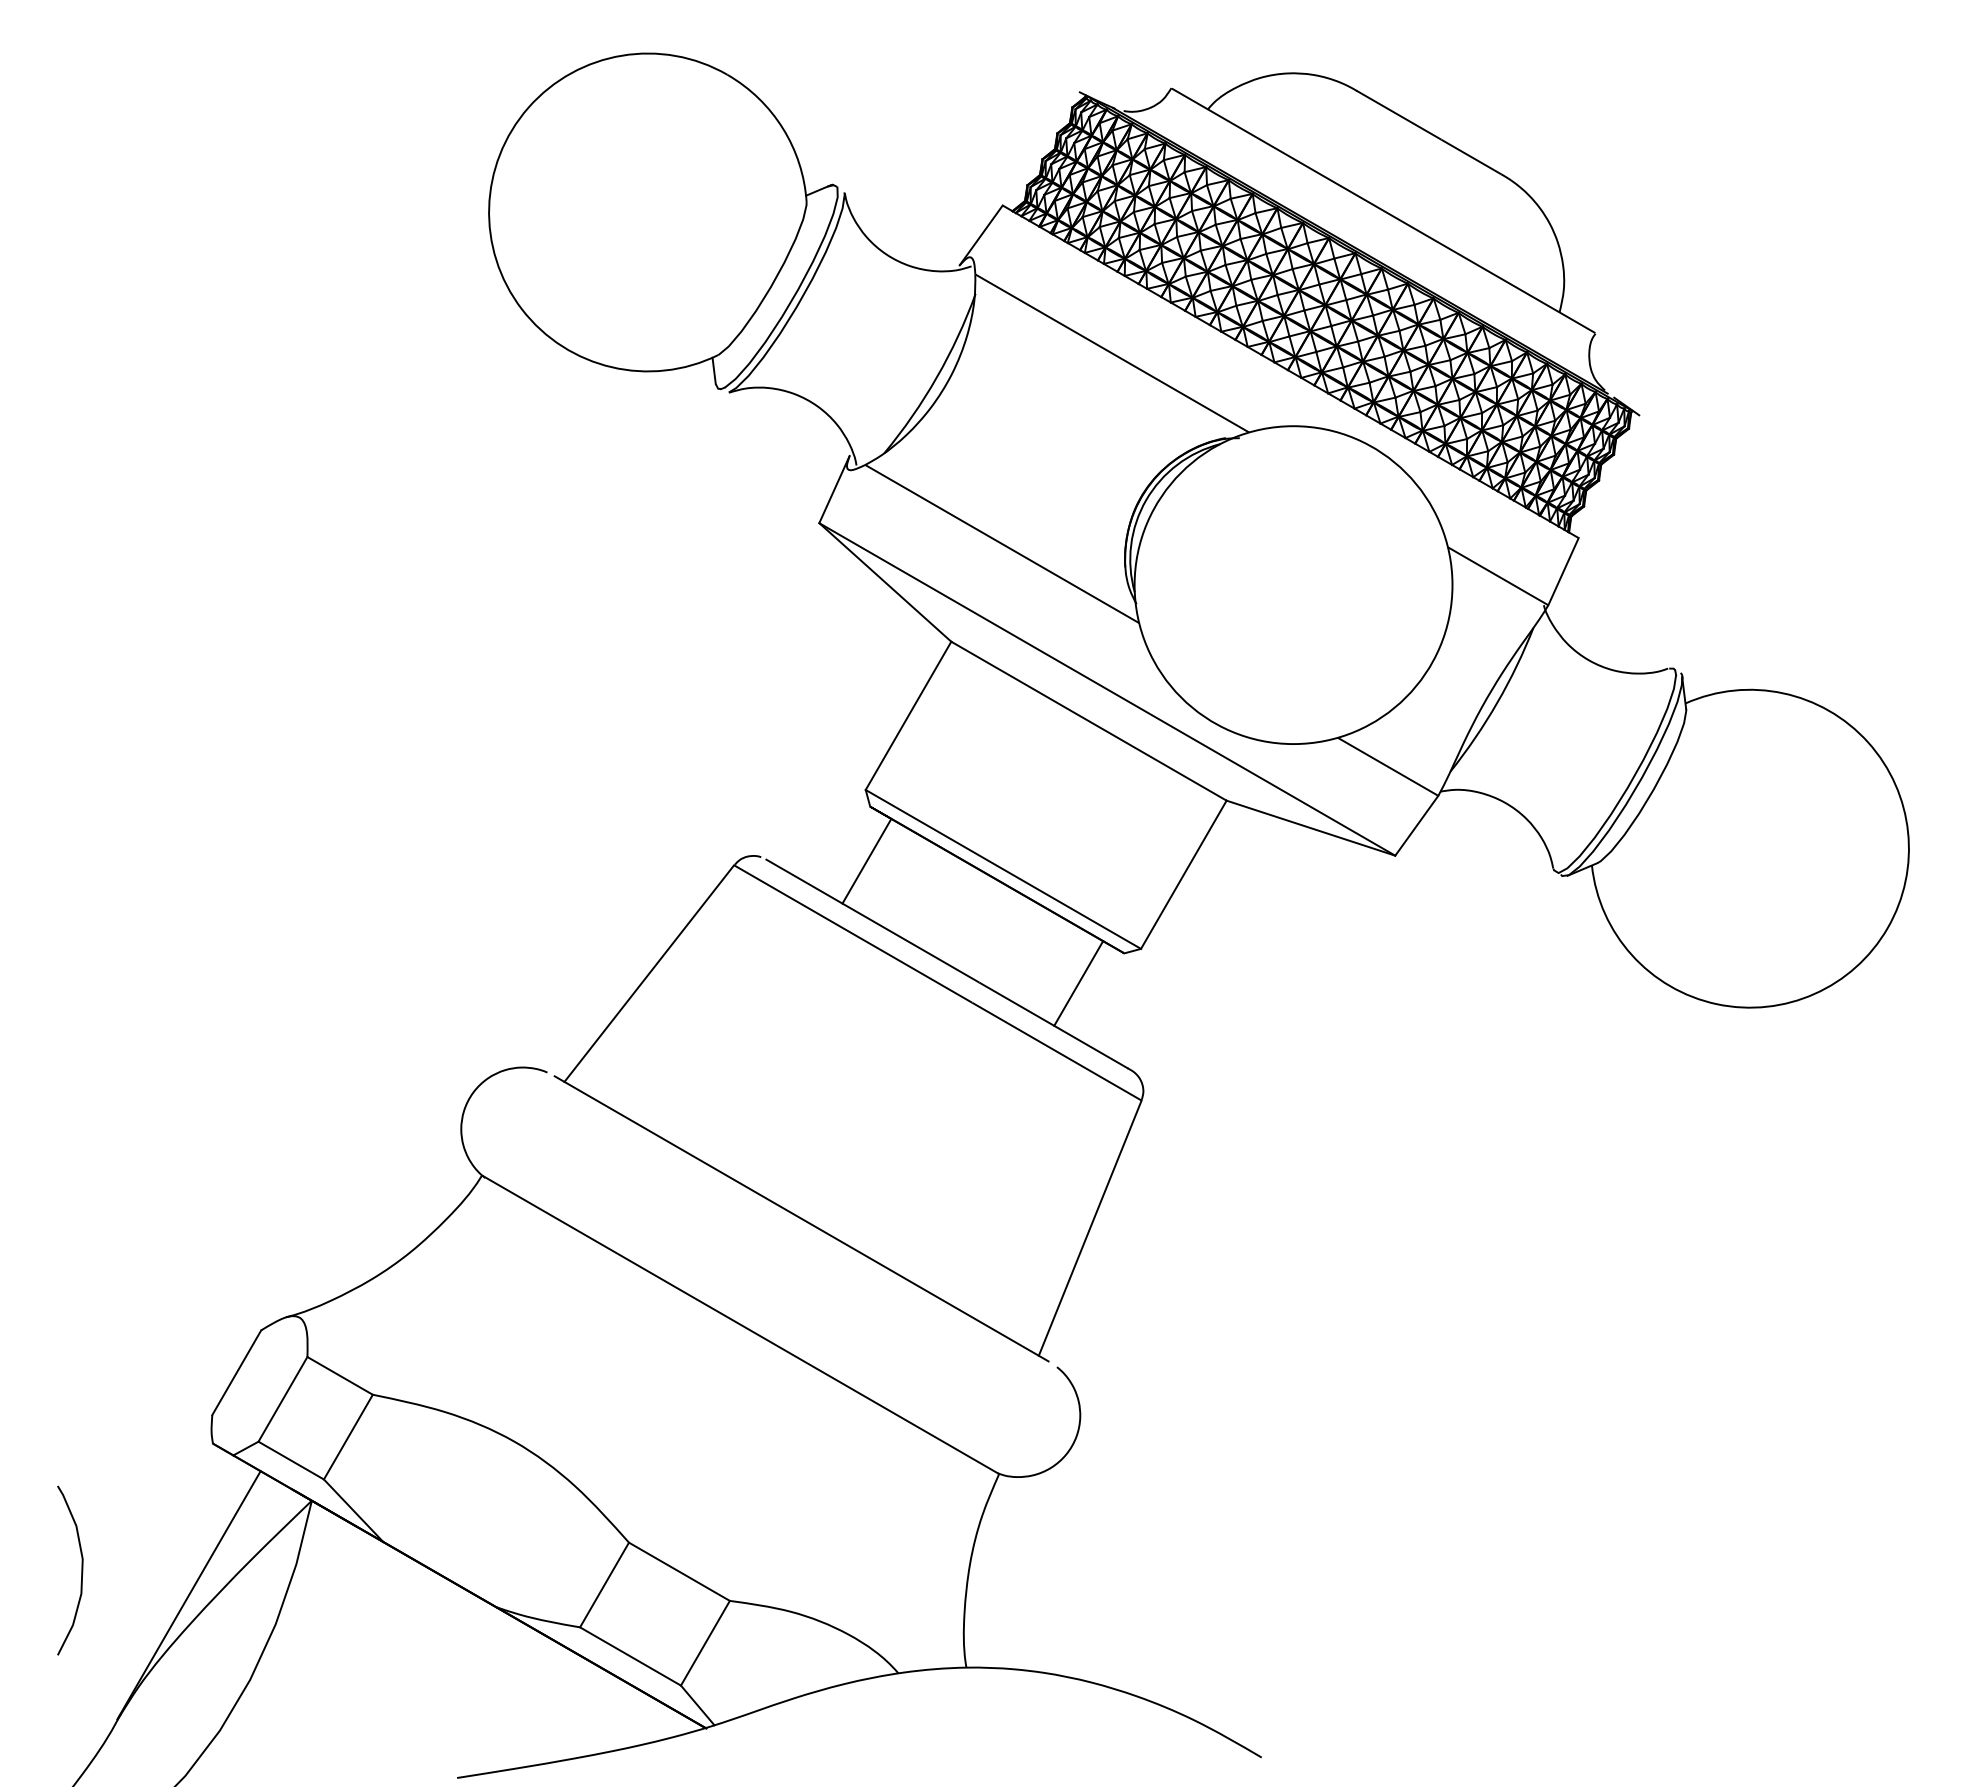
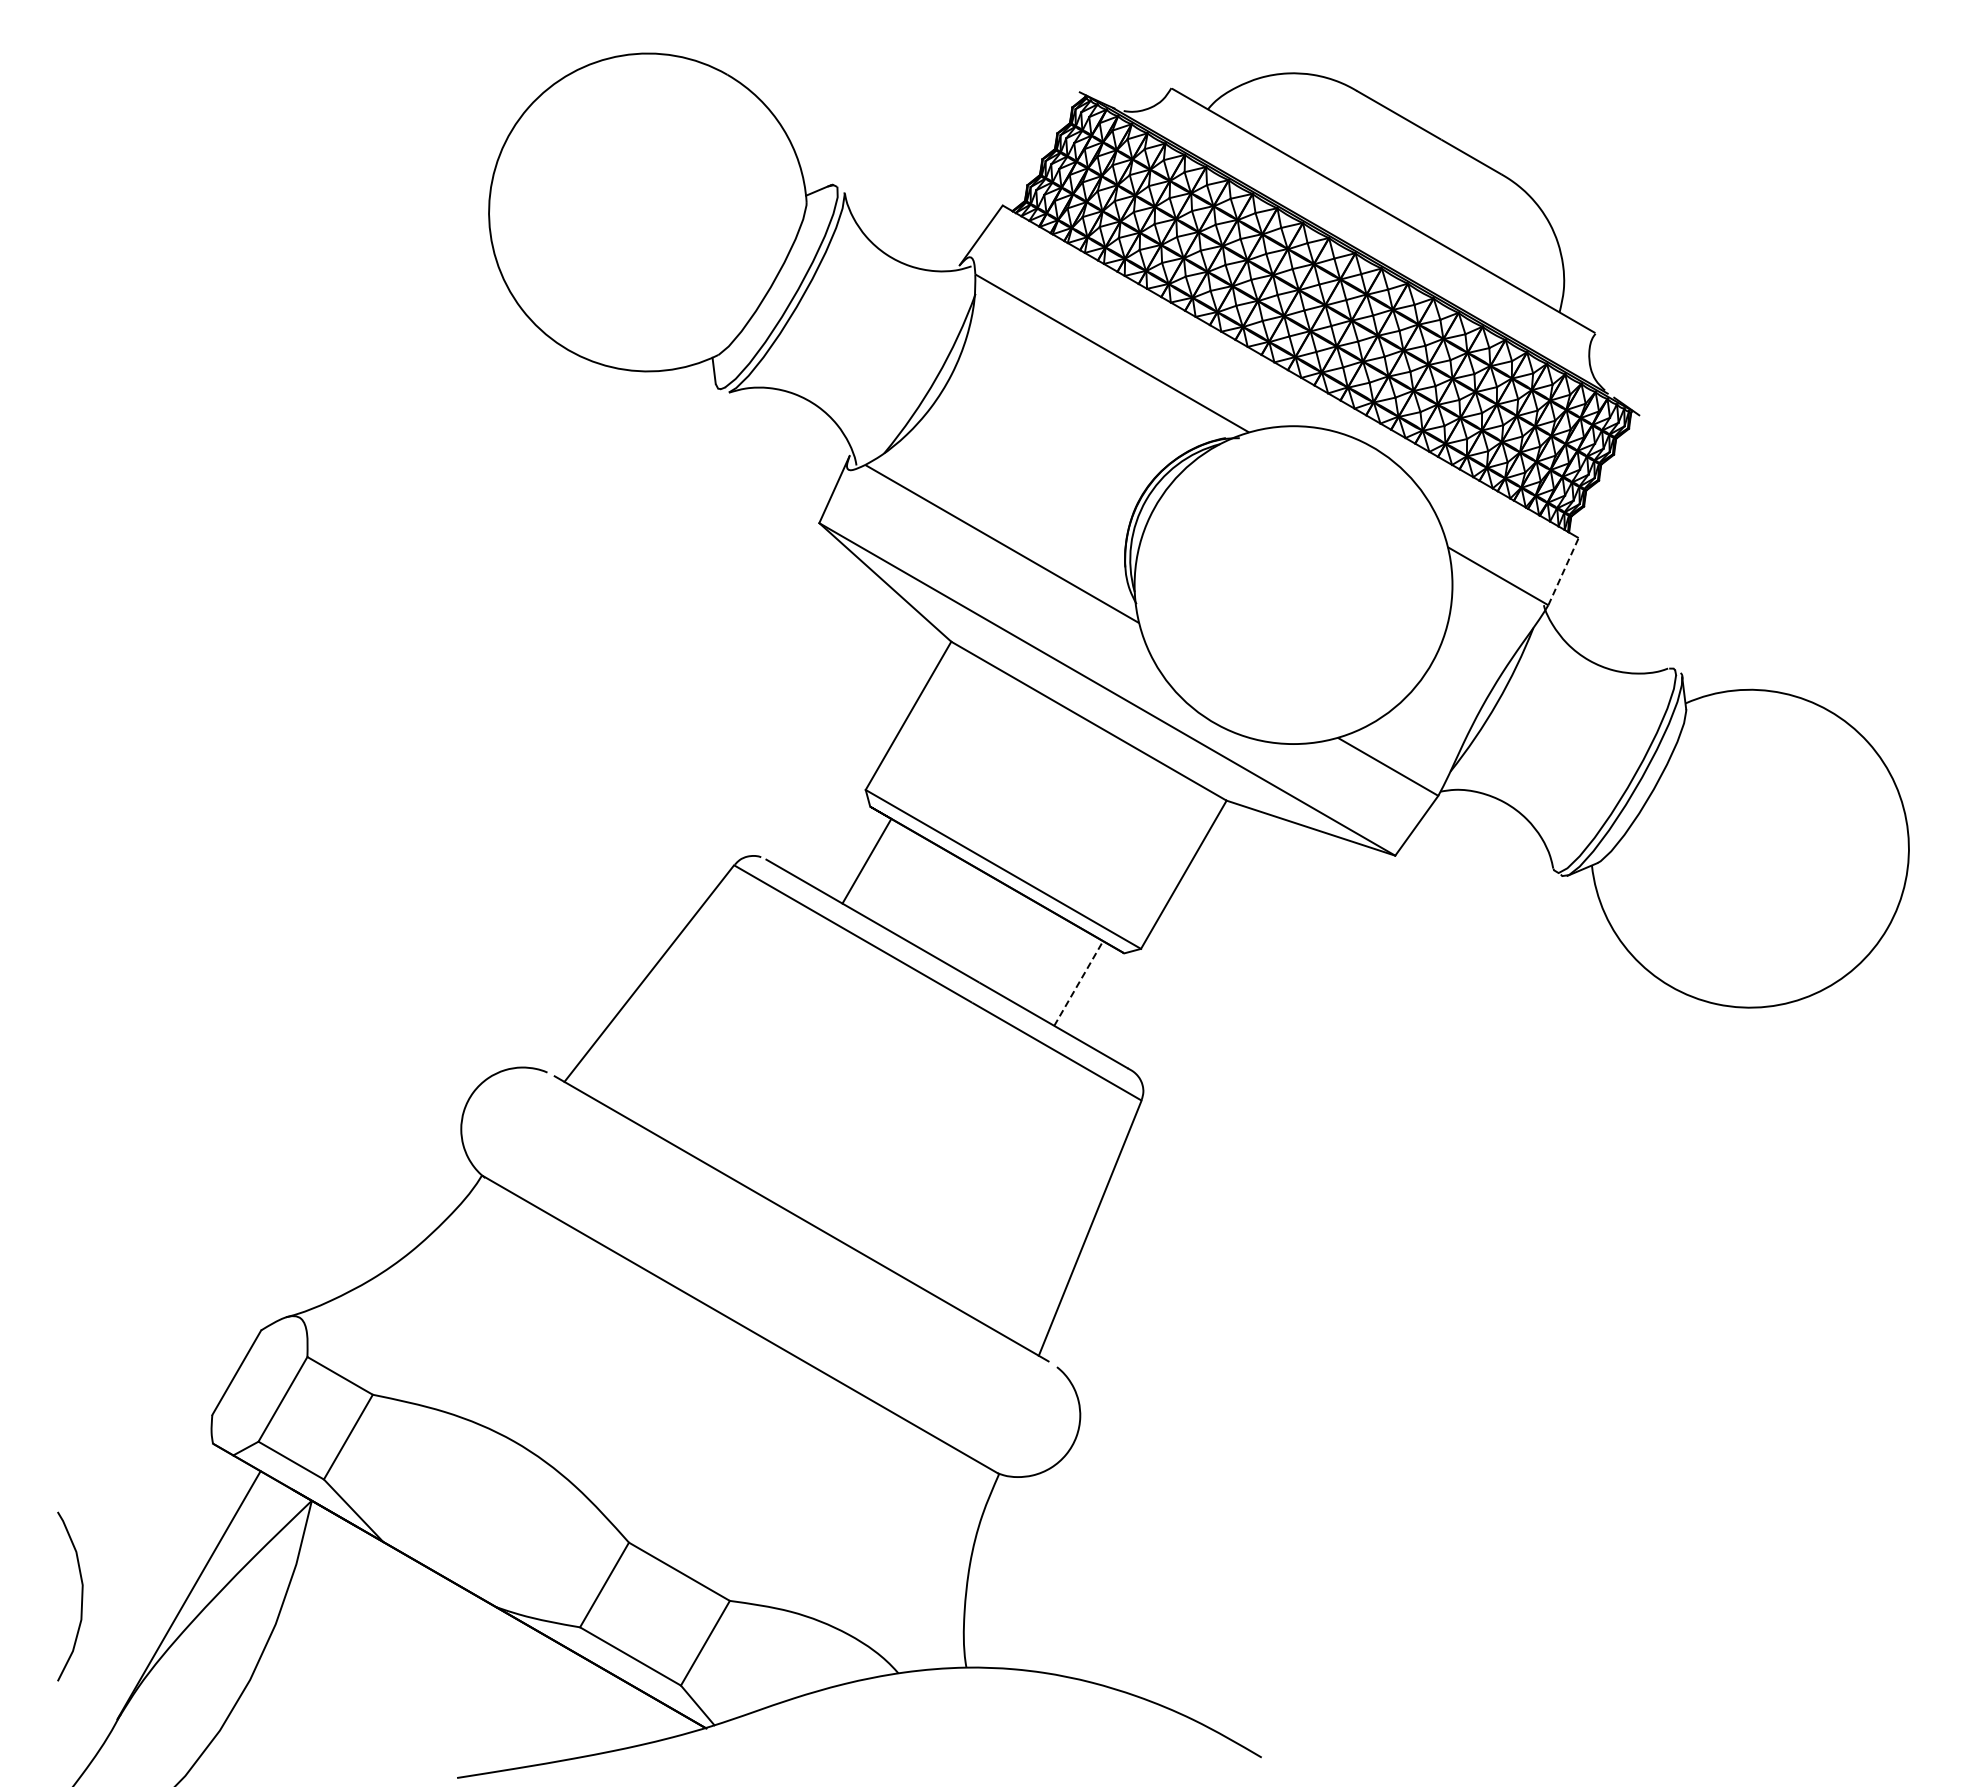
line: solid -> dashed (1563, 571)
line: solid -> dashed (1078, 983)
curve position: (81, 1570) -> (81, 1596) (81, 1596)
